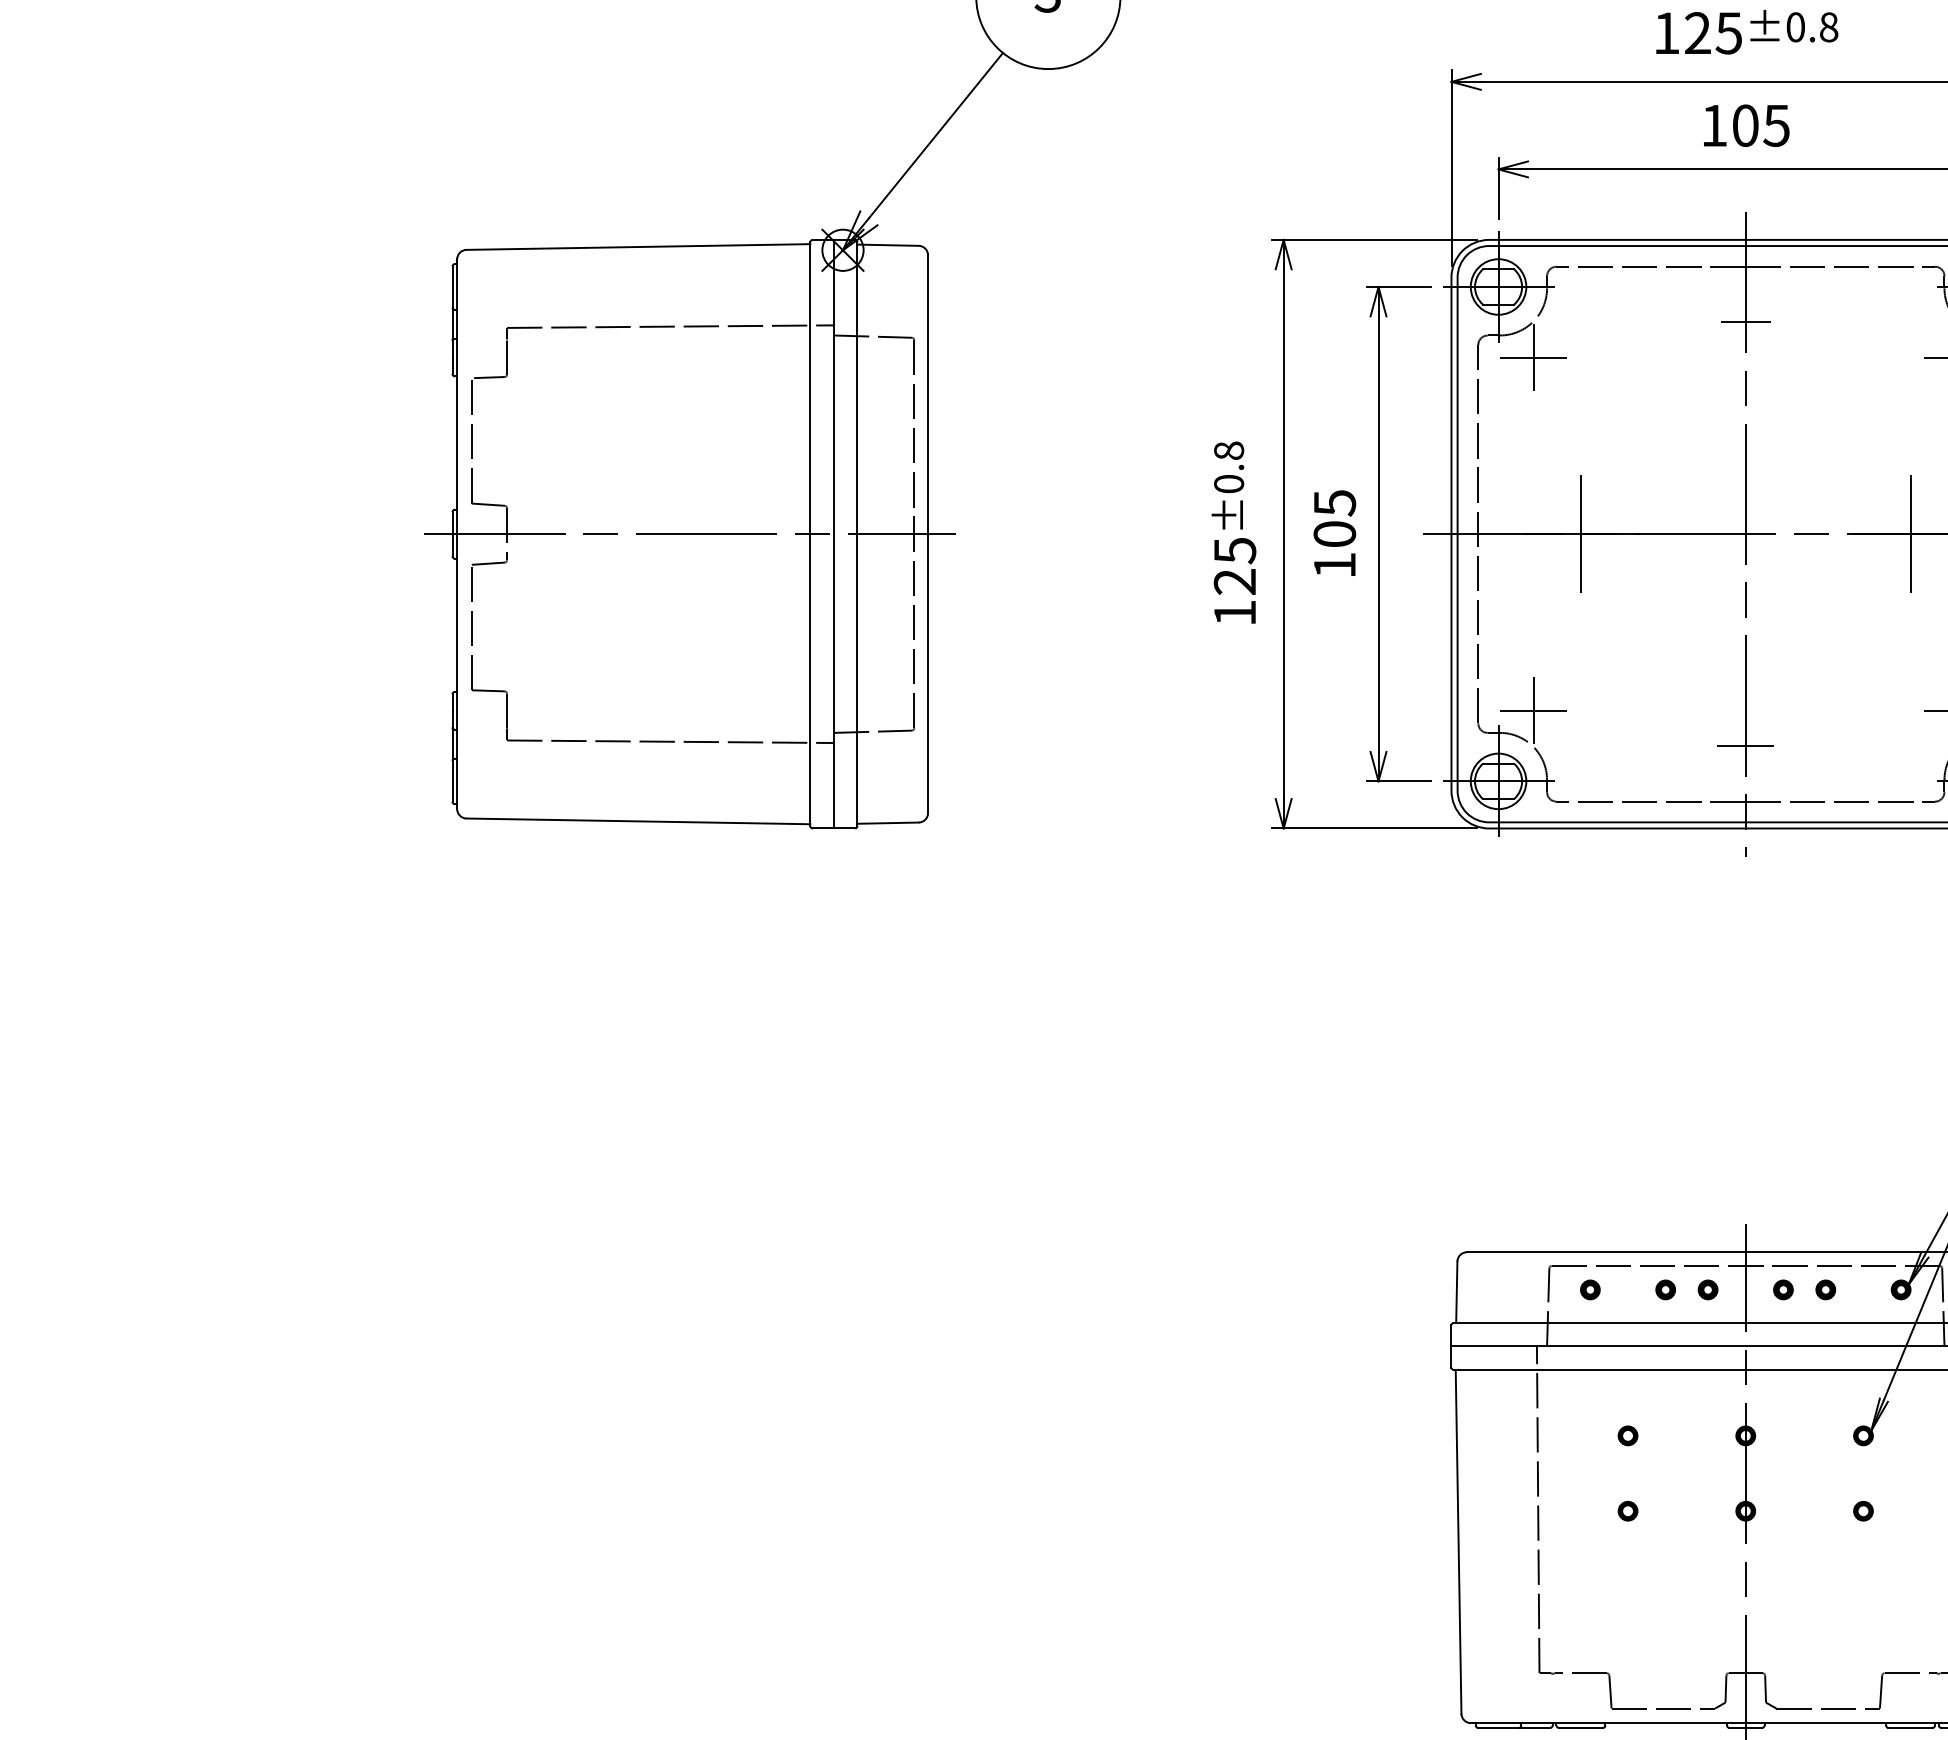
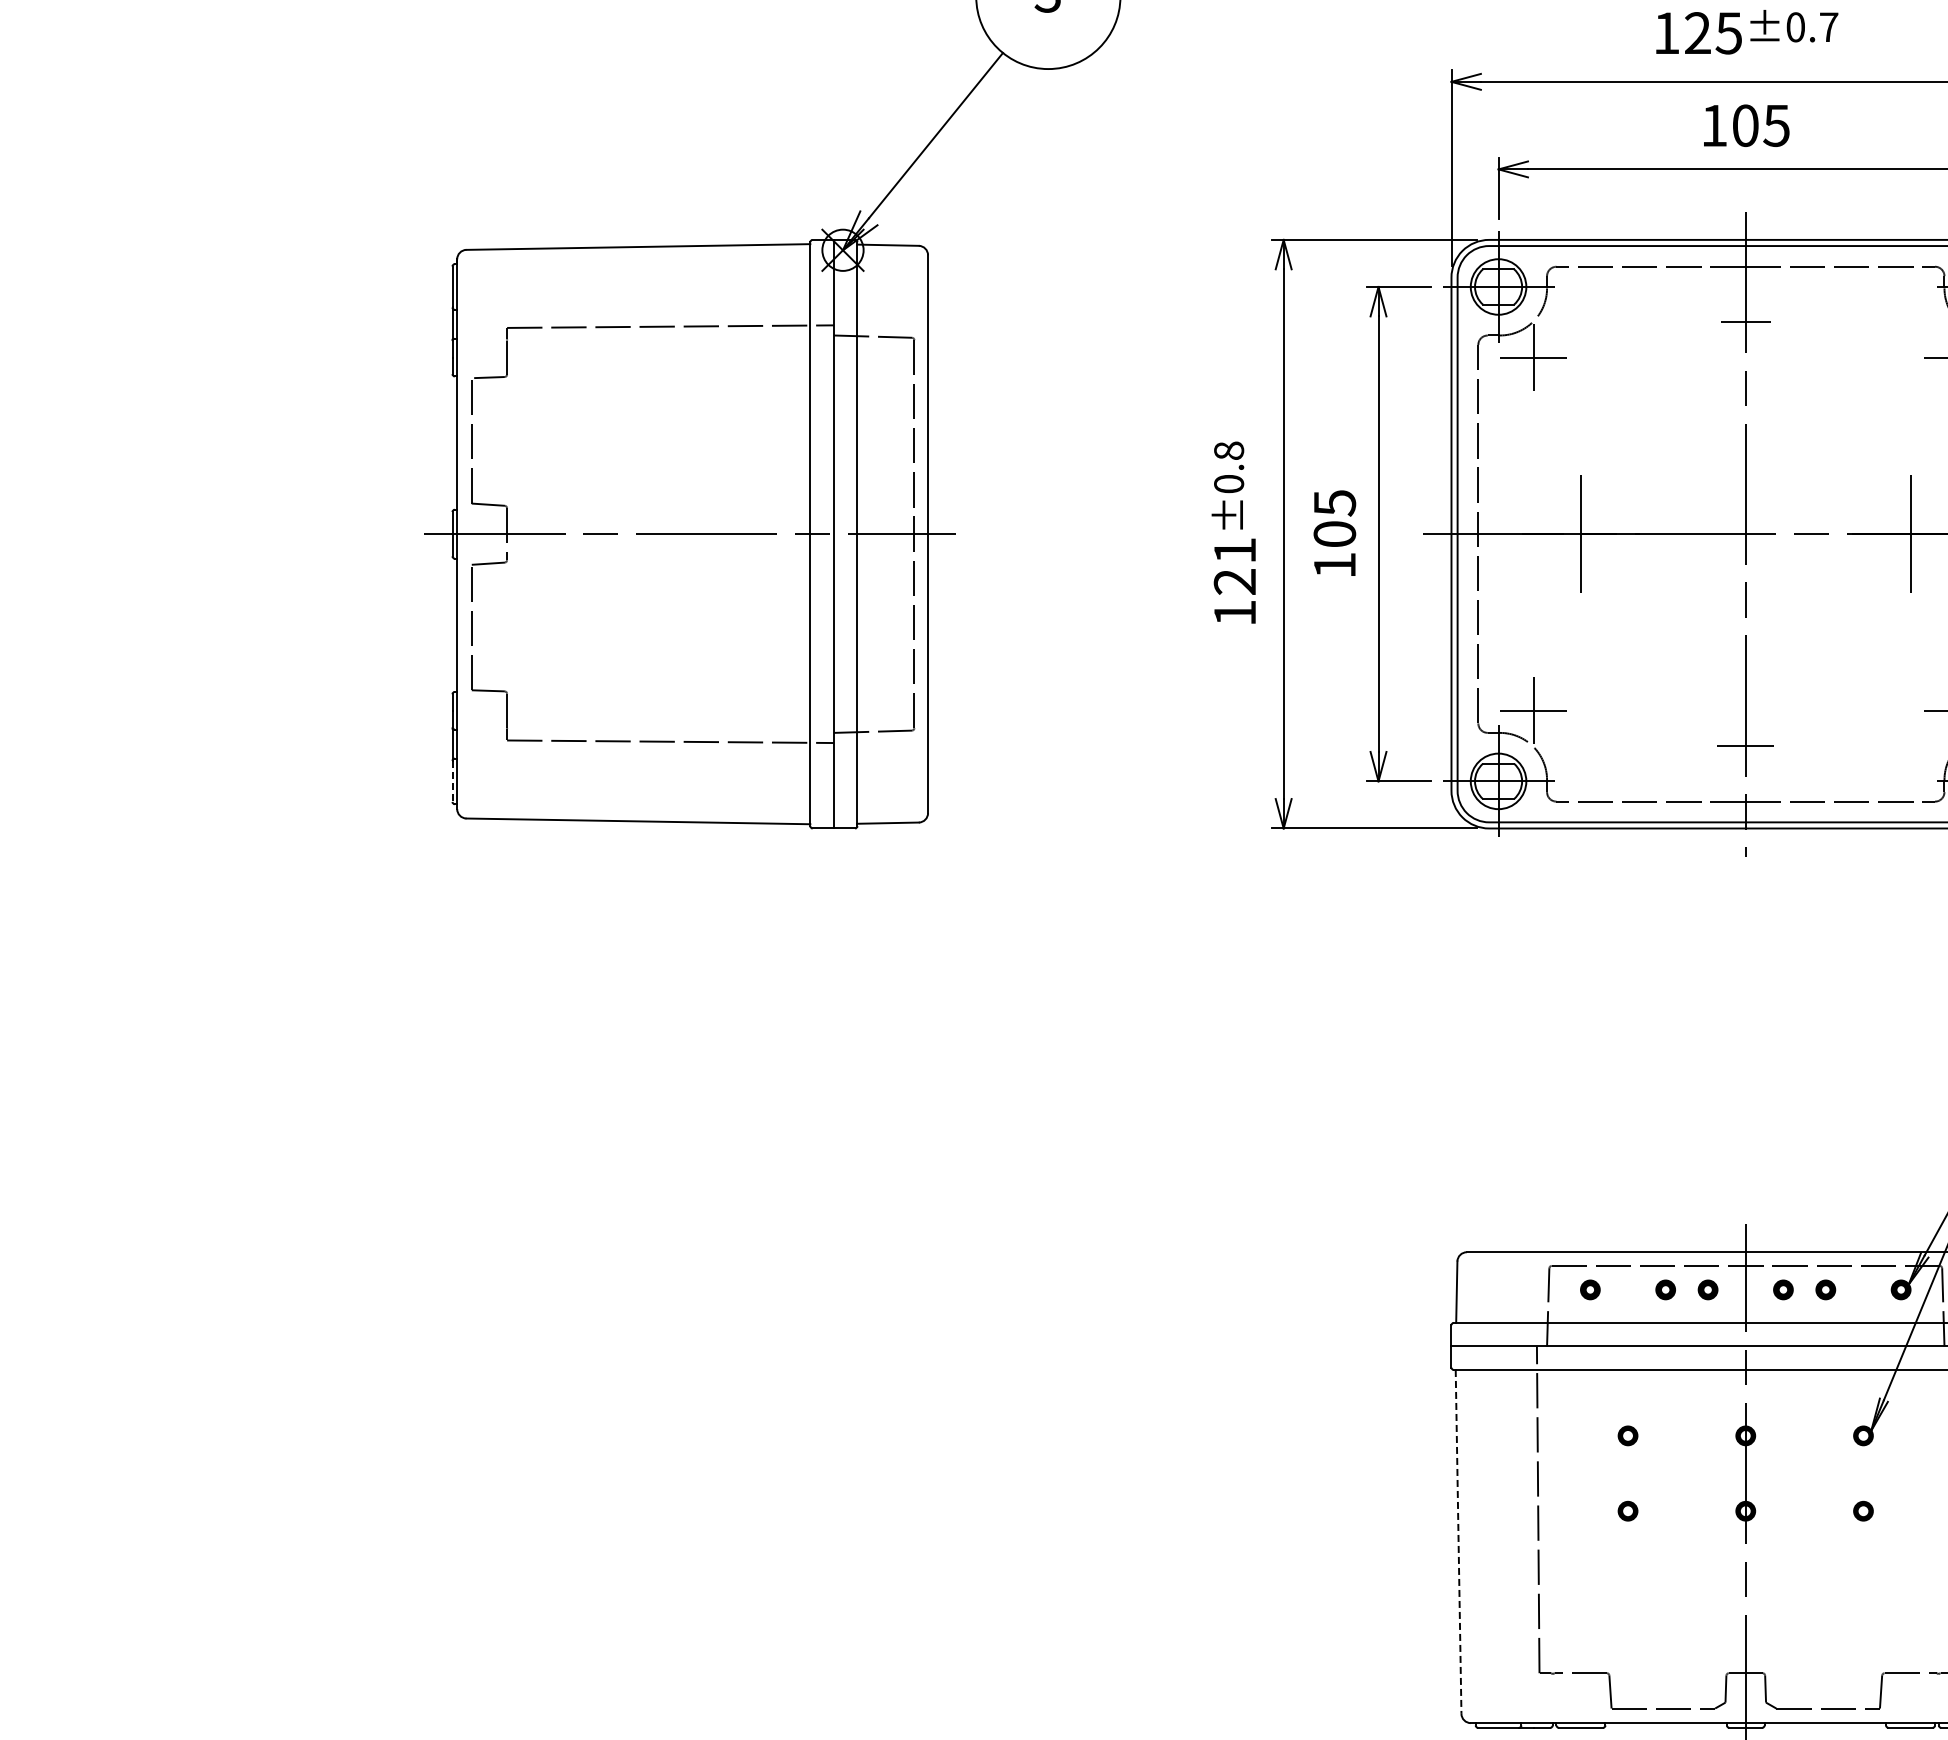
text: ±0.8 -> ±0.7 (1829, 27)
text: 125 -> 121 (1235, 551)
line: solid -> dashed (452, 781)
line: solid -> dashed (1458, 1541)
